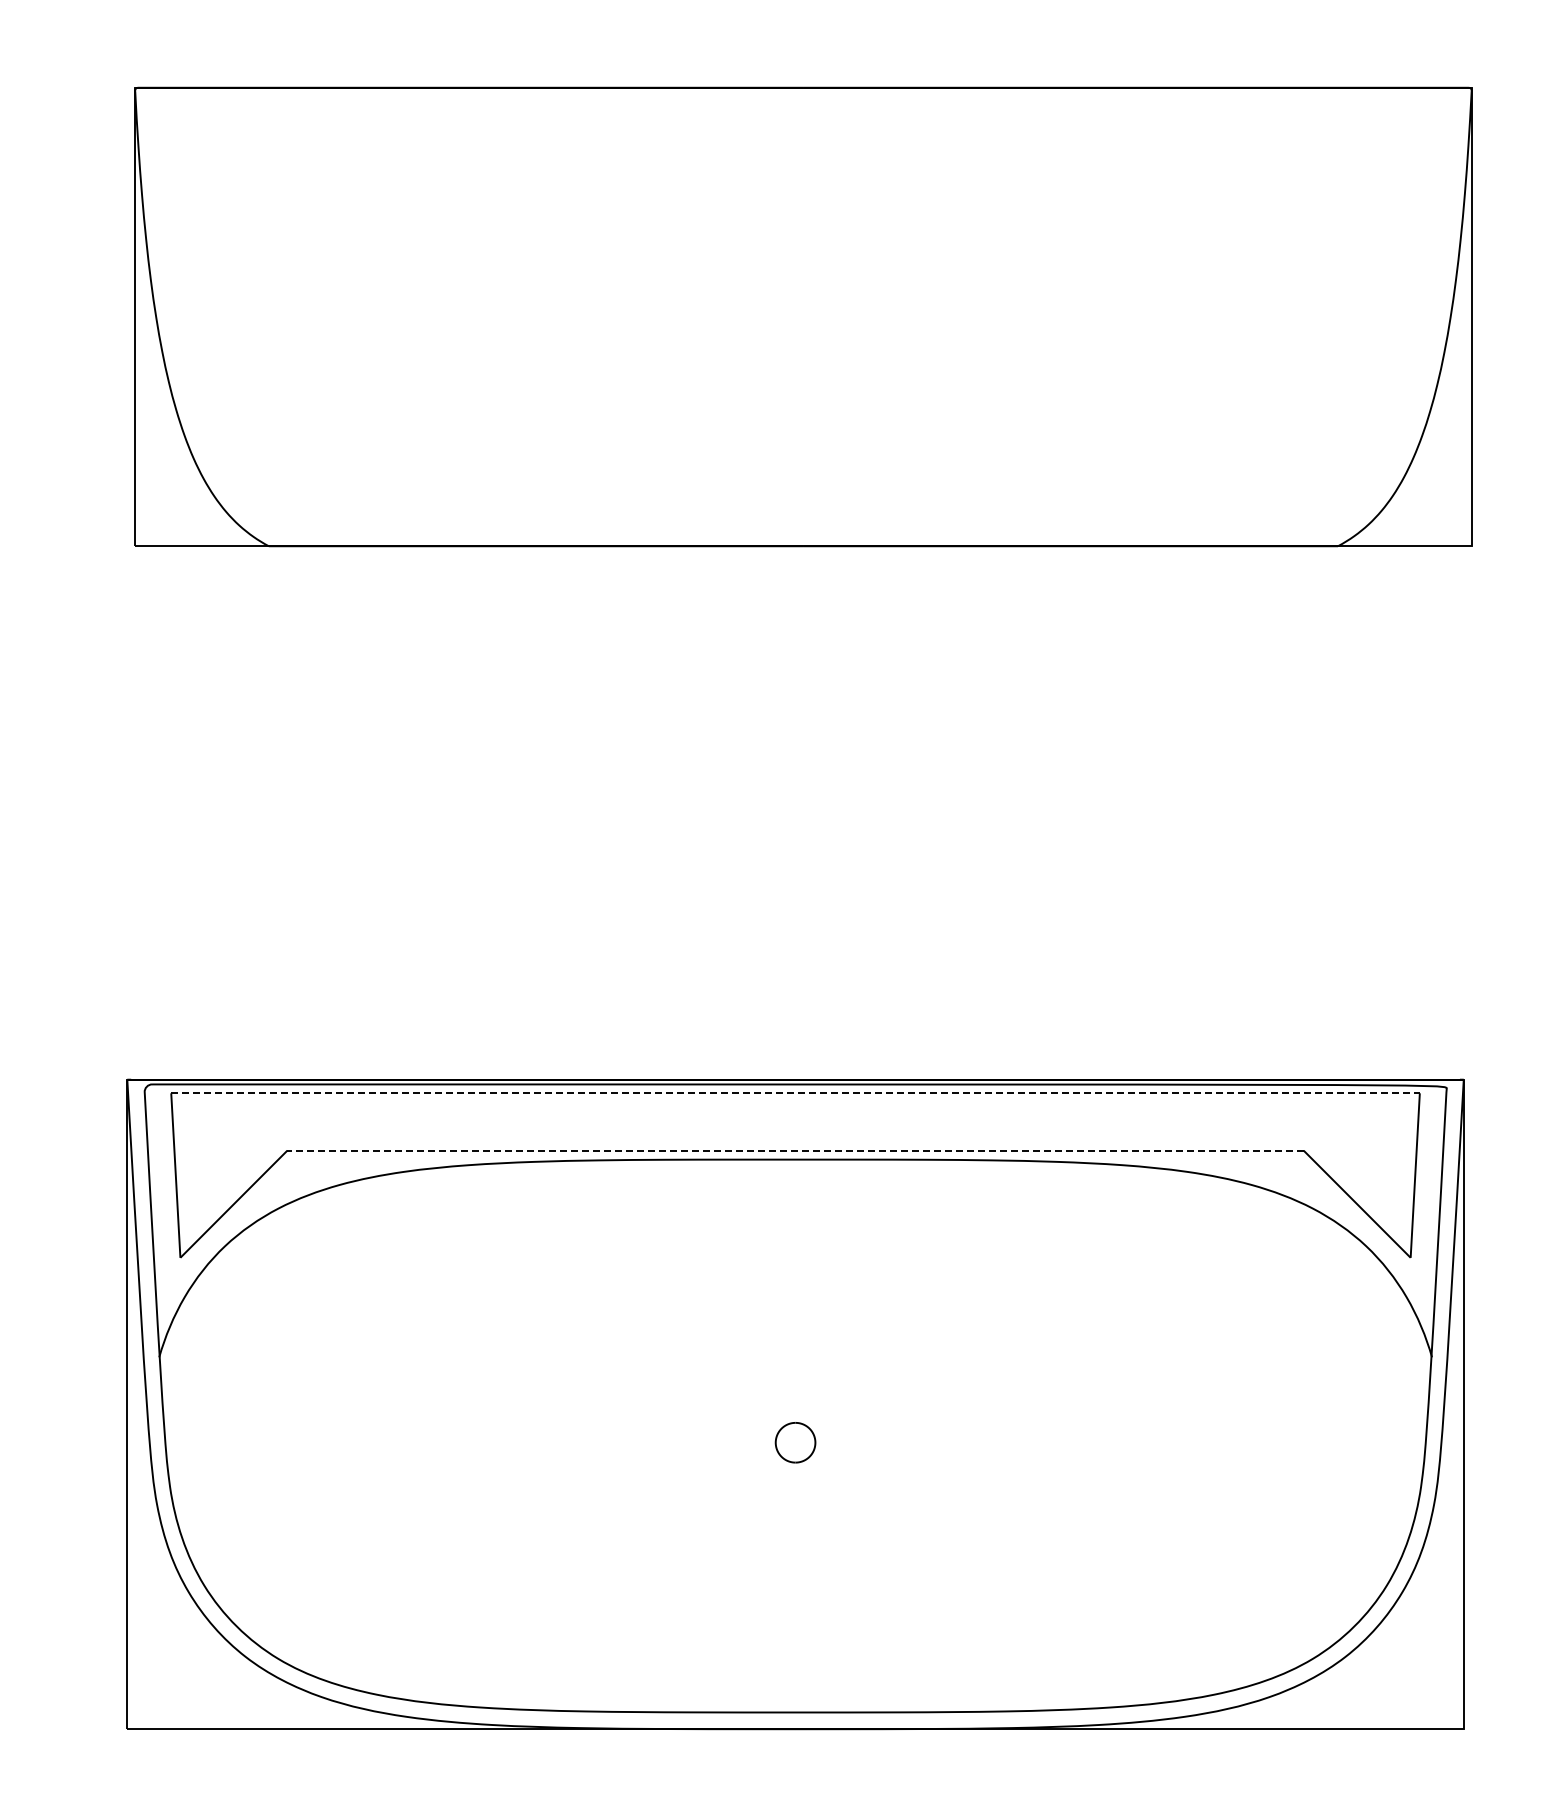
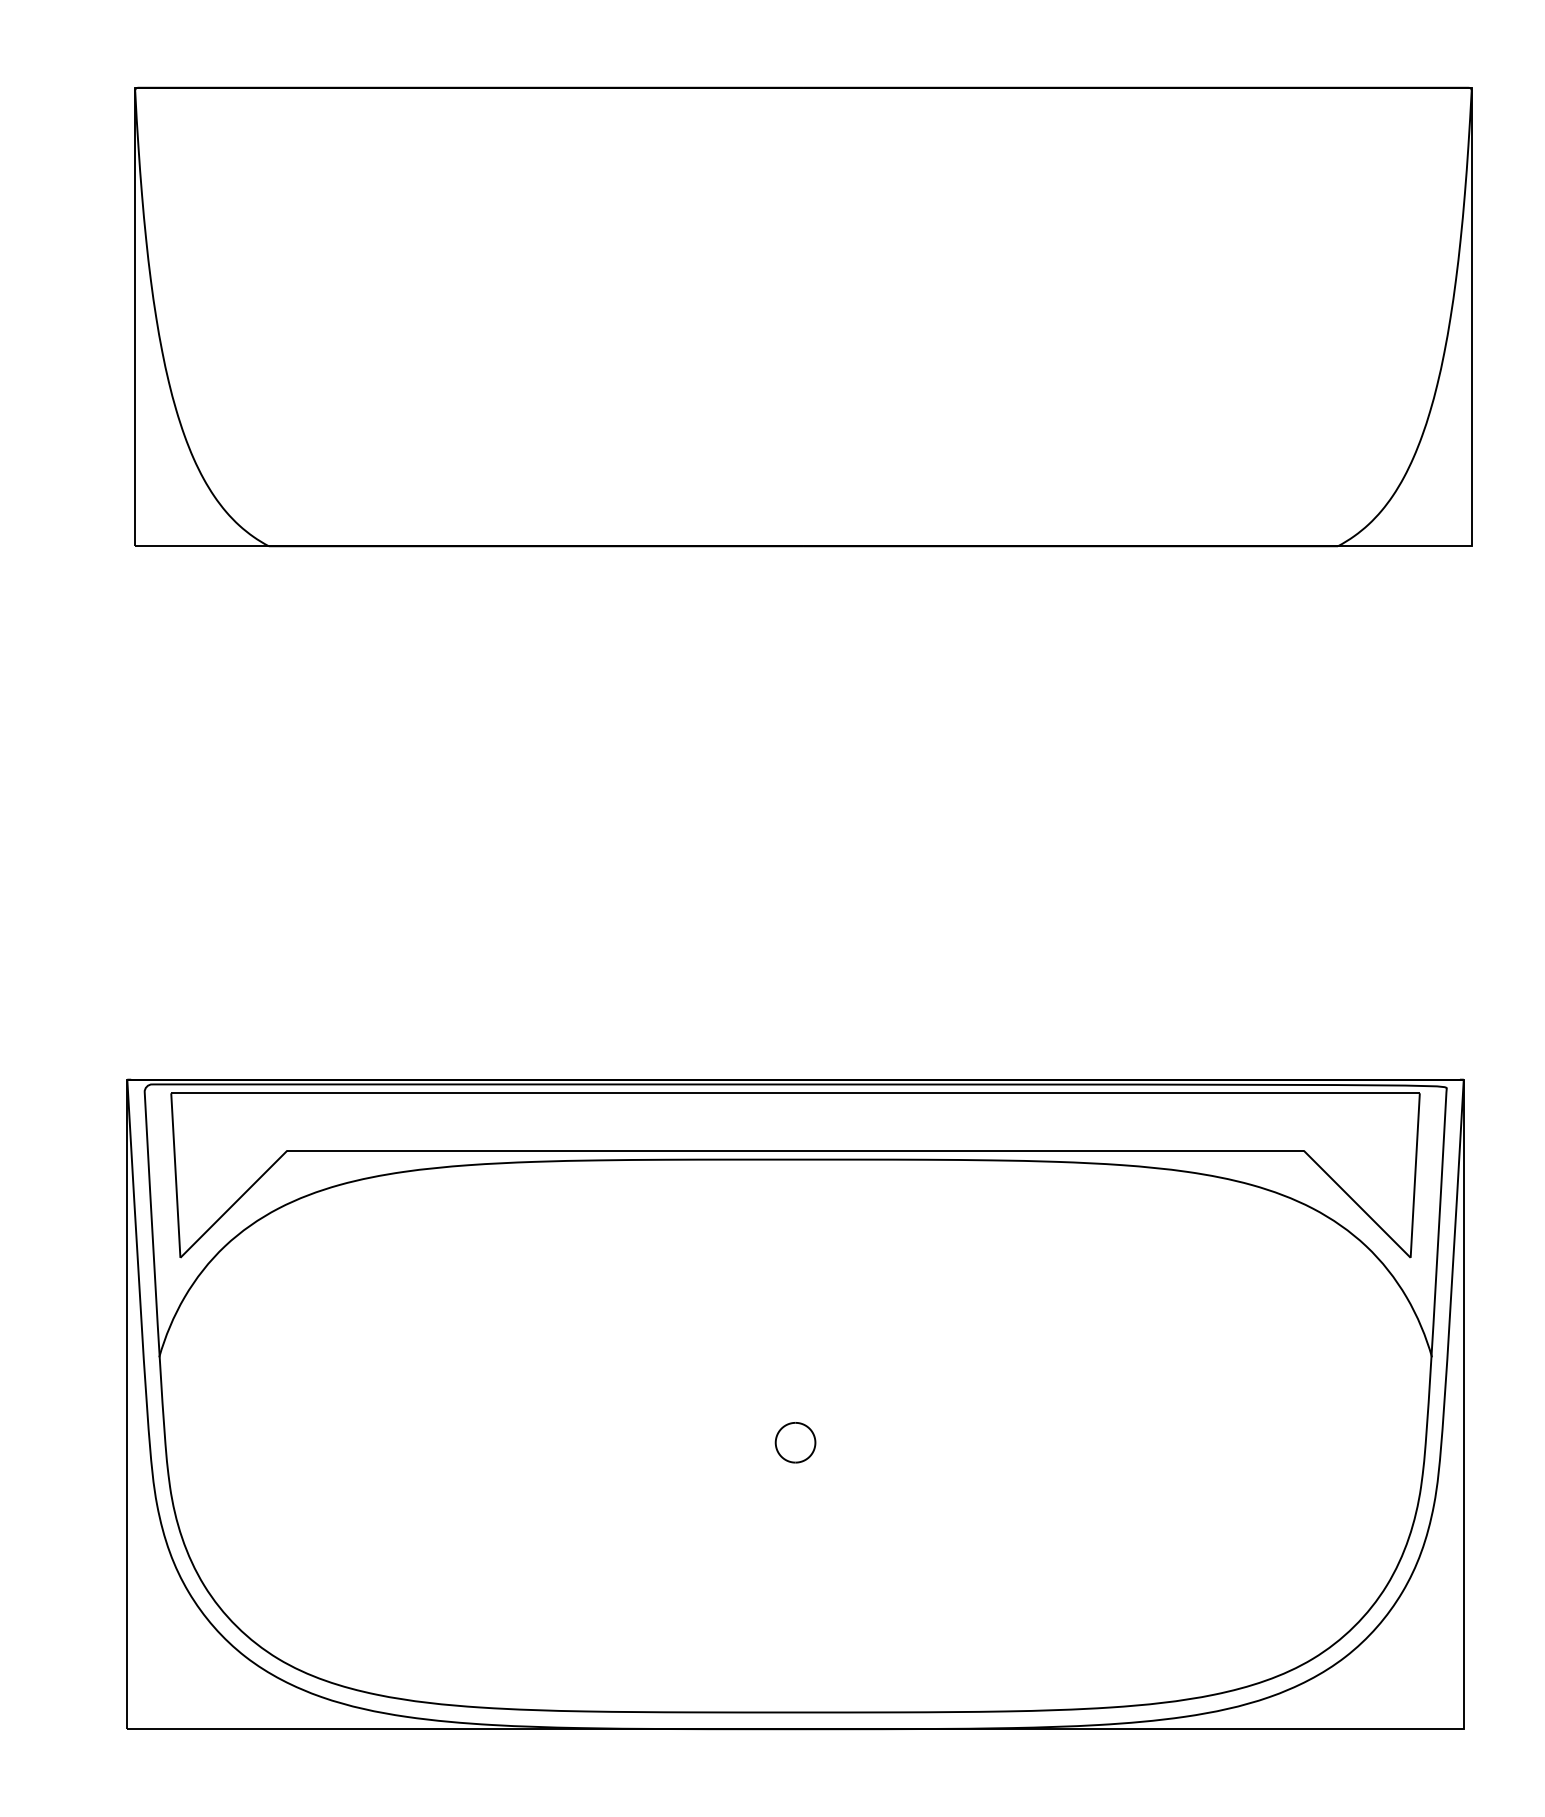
line: dashed -> solid (796, 1093)
line: dashed -> solid (795, 1150)
